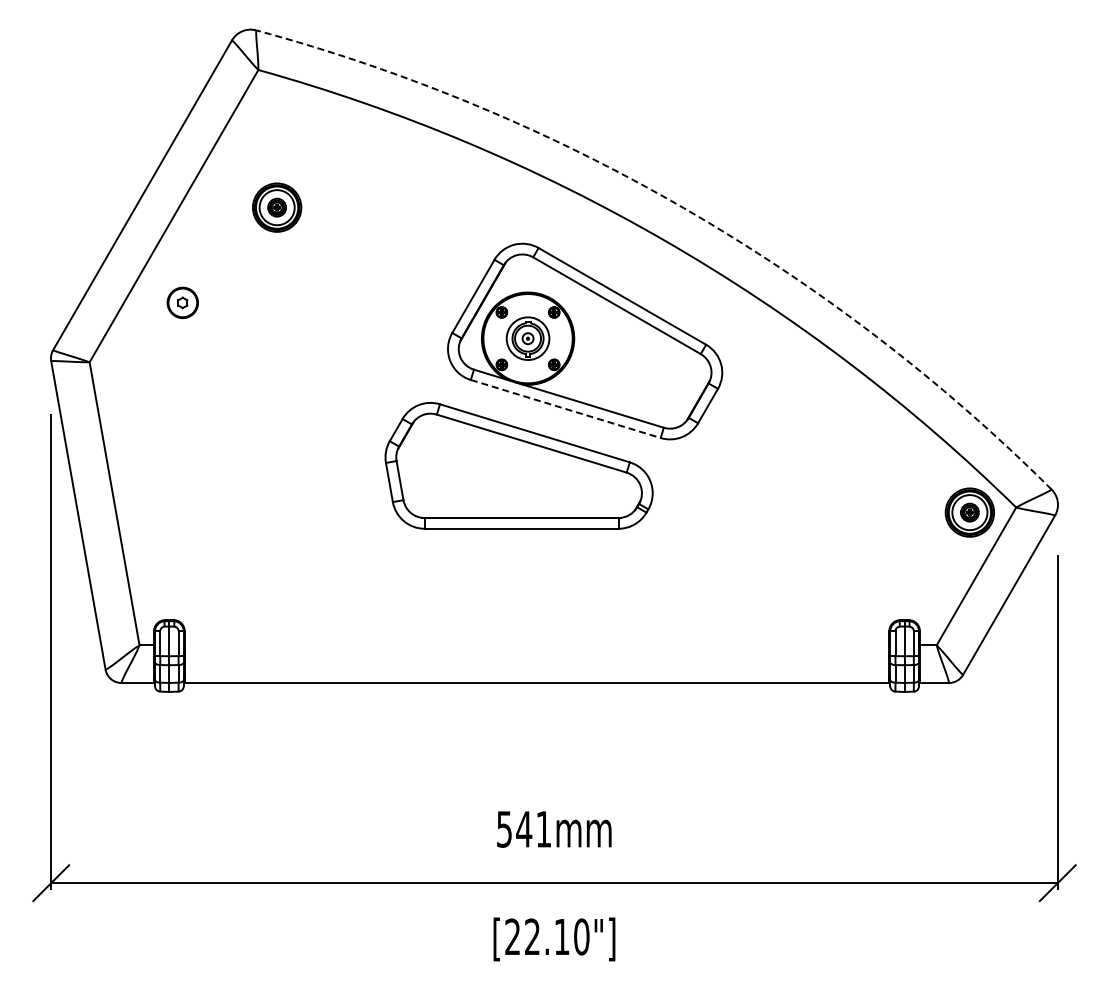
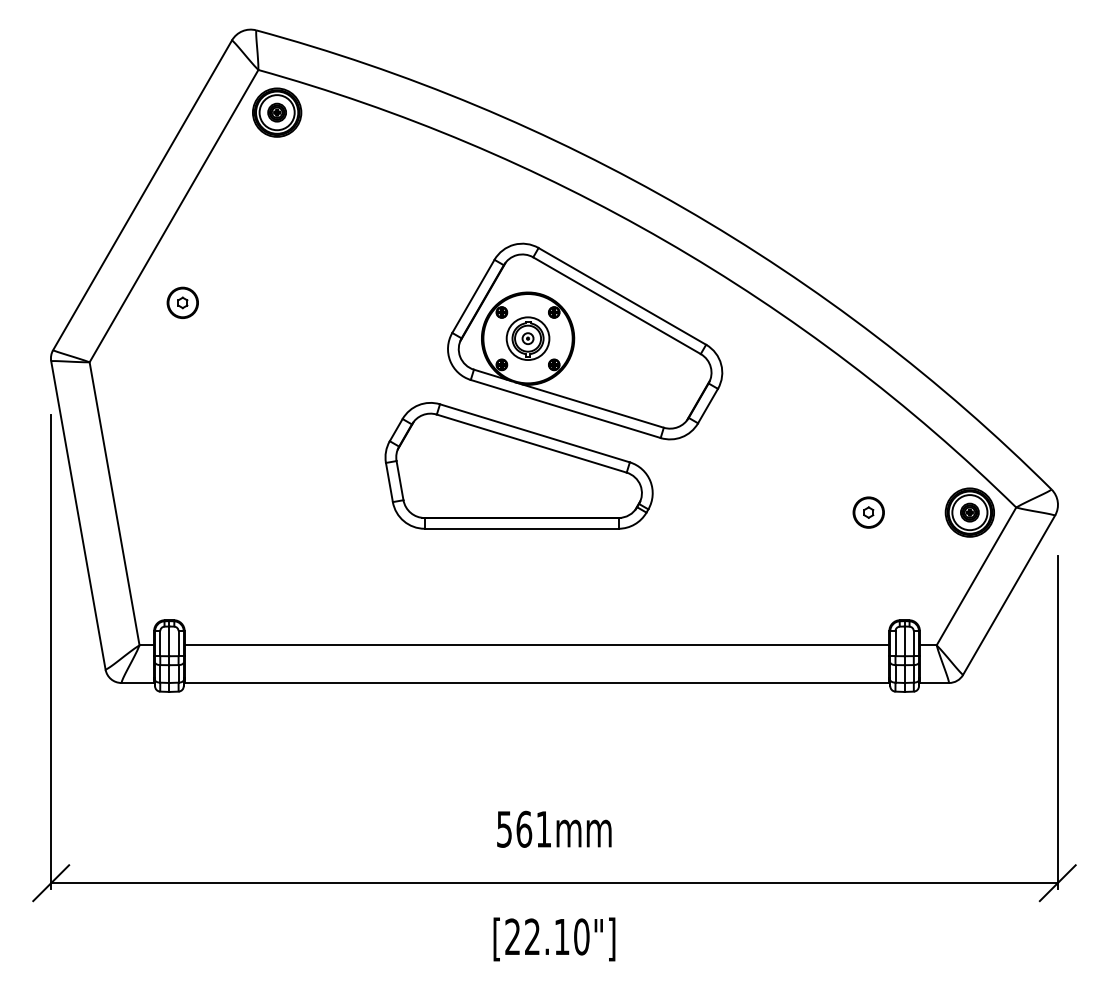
part position: (277, 207) -> (277, 112) (277, 112)
arc: dashed -> solid (683, 208)
line: dashed -> solid (566, 409)
part: none -> present (868, 512)
line: none -> present (536, 645)
text: 541mm -> 561mm (524, 828)
